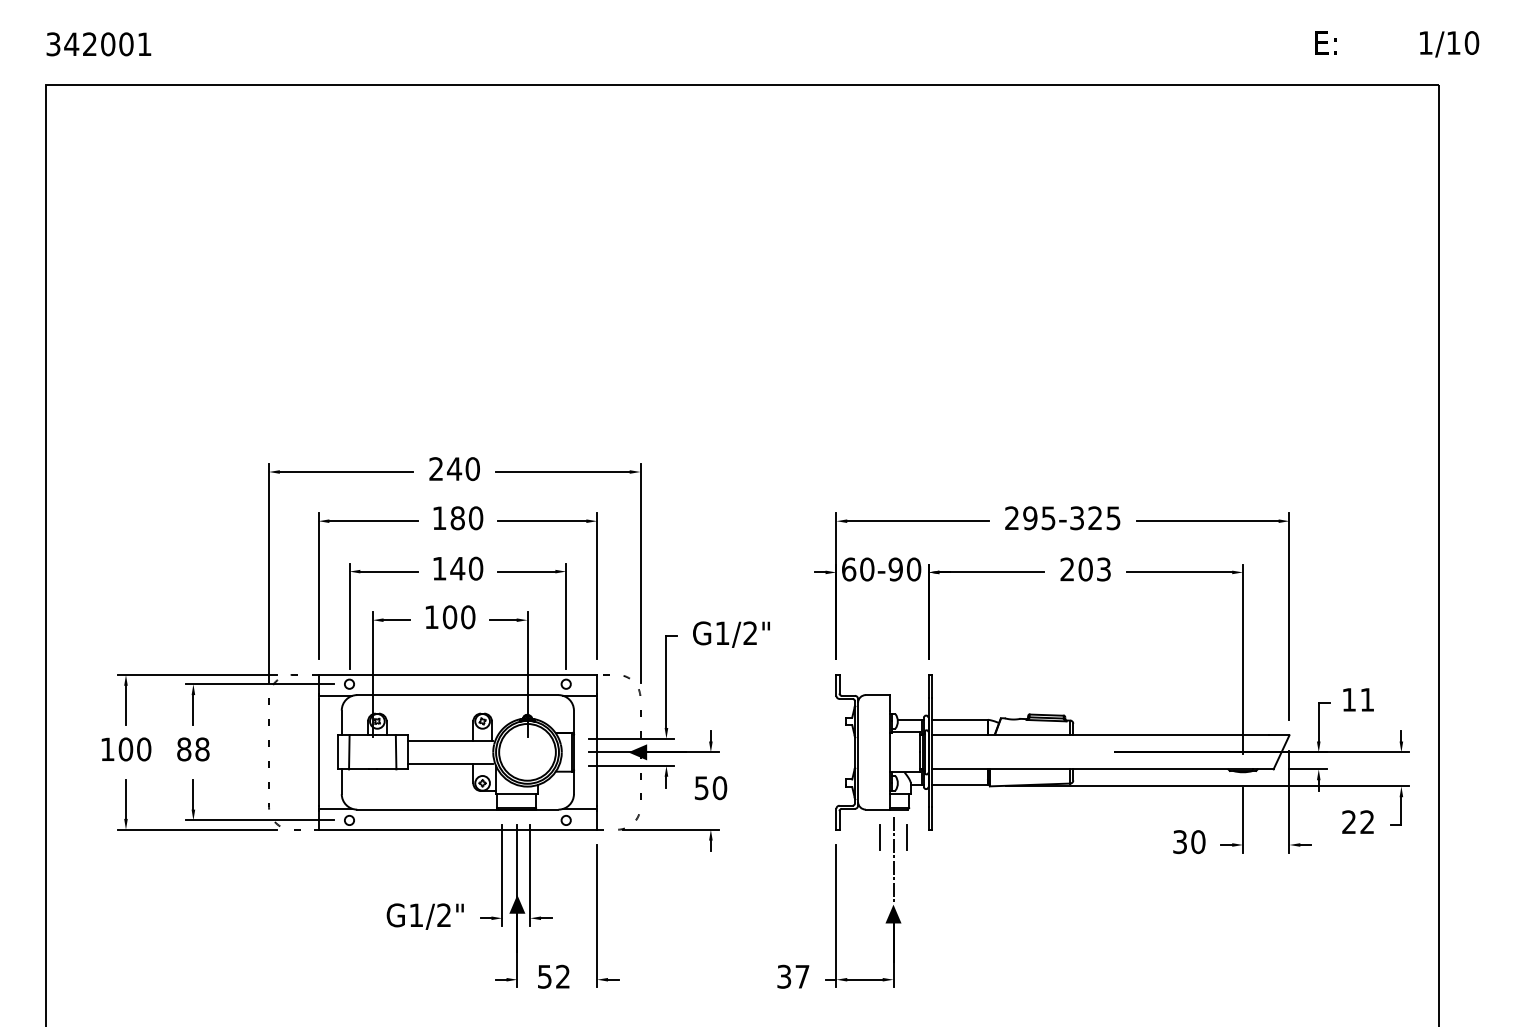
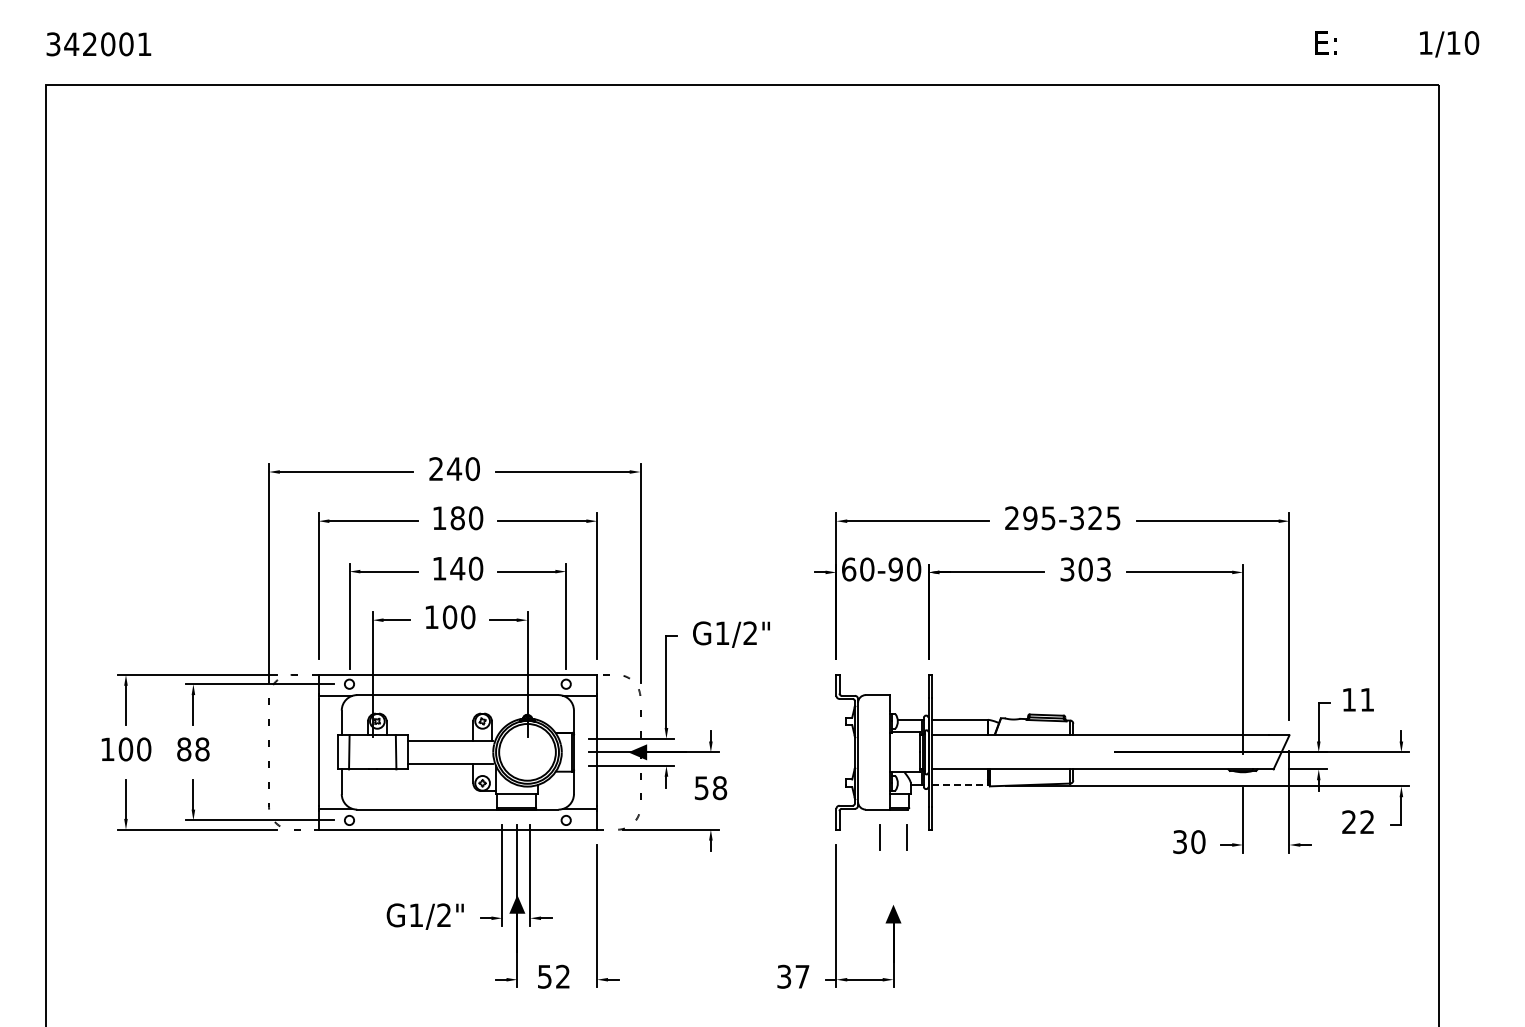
text: 203 -> 303 (1067, 569)
line: solid -> dashed (960, 784)
text: 50 -> 58 (719, 787)
line: present -> none (893, 859)
